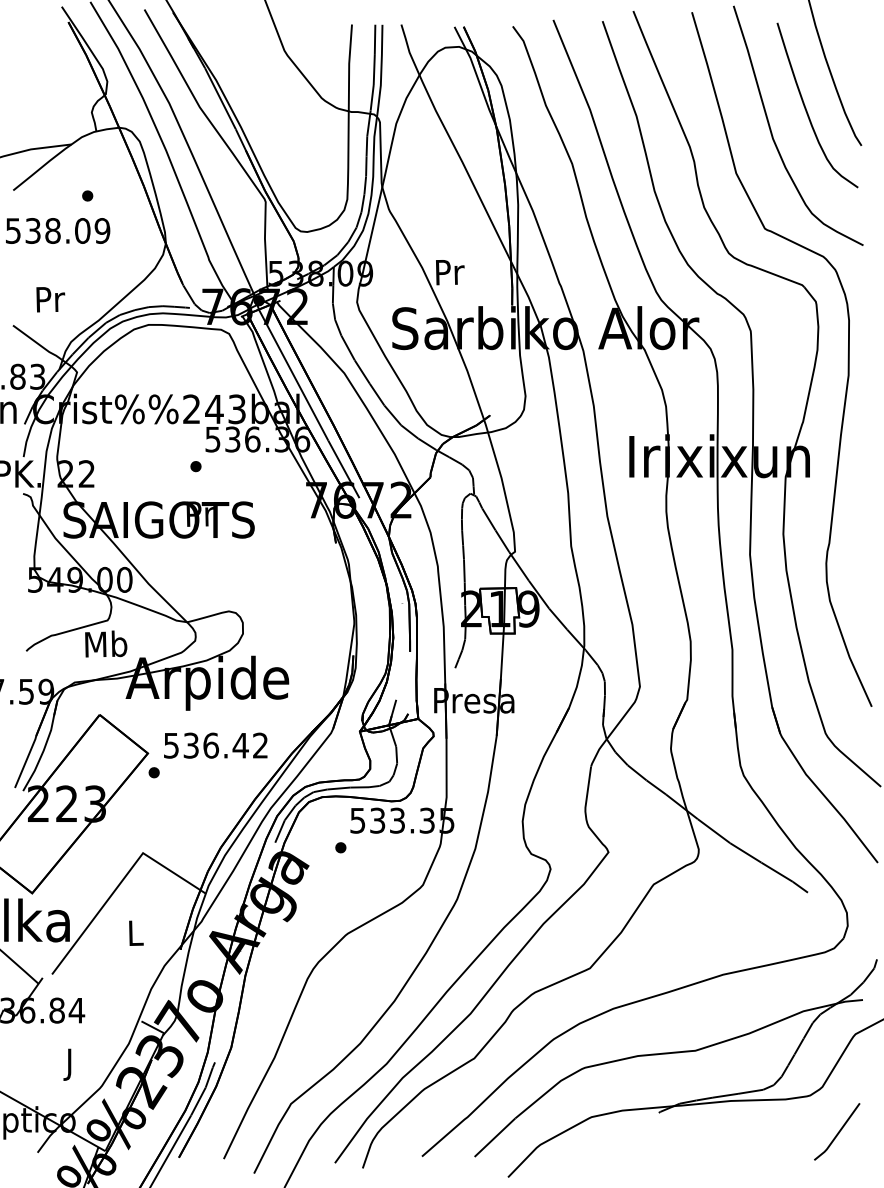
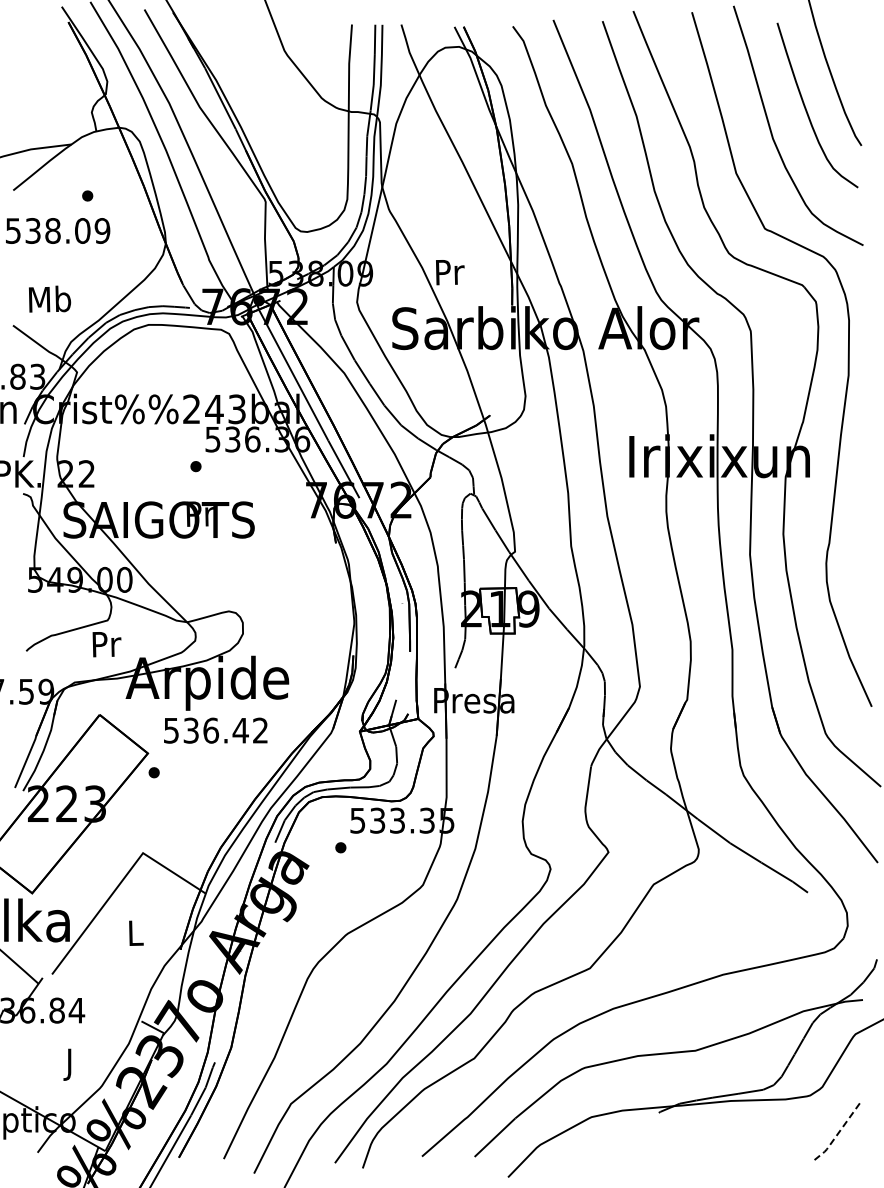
text: Pr -> Mb (49, 298)
text: Mb -> Pr (106, 643)
text position: (215, 745) -> (215, 730) (215, 730)
line: solid -> dashed (837, 1134)
